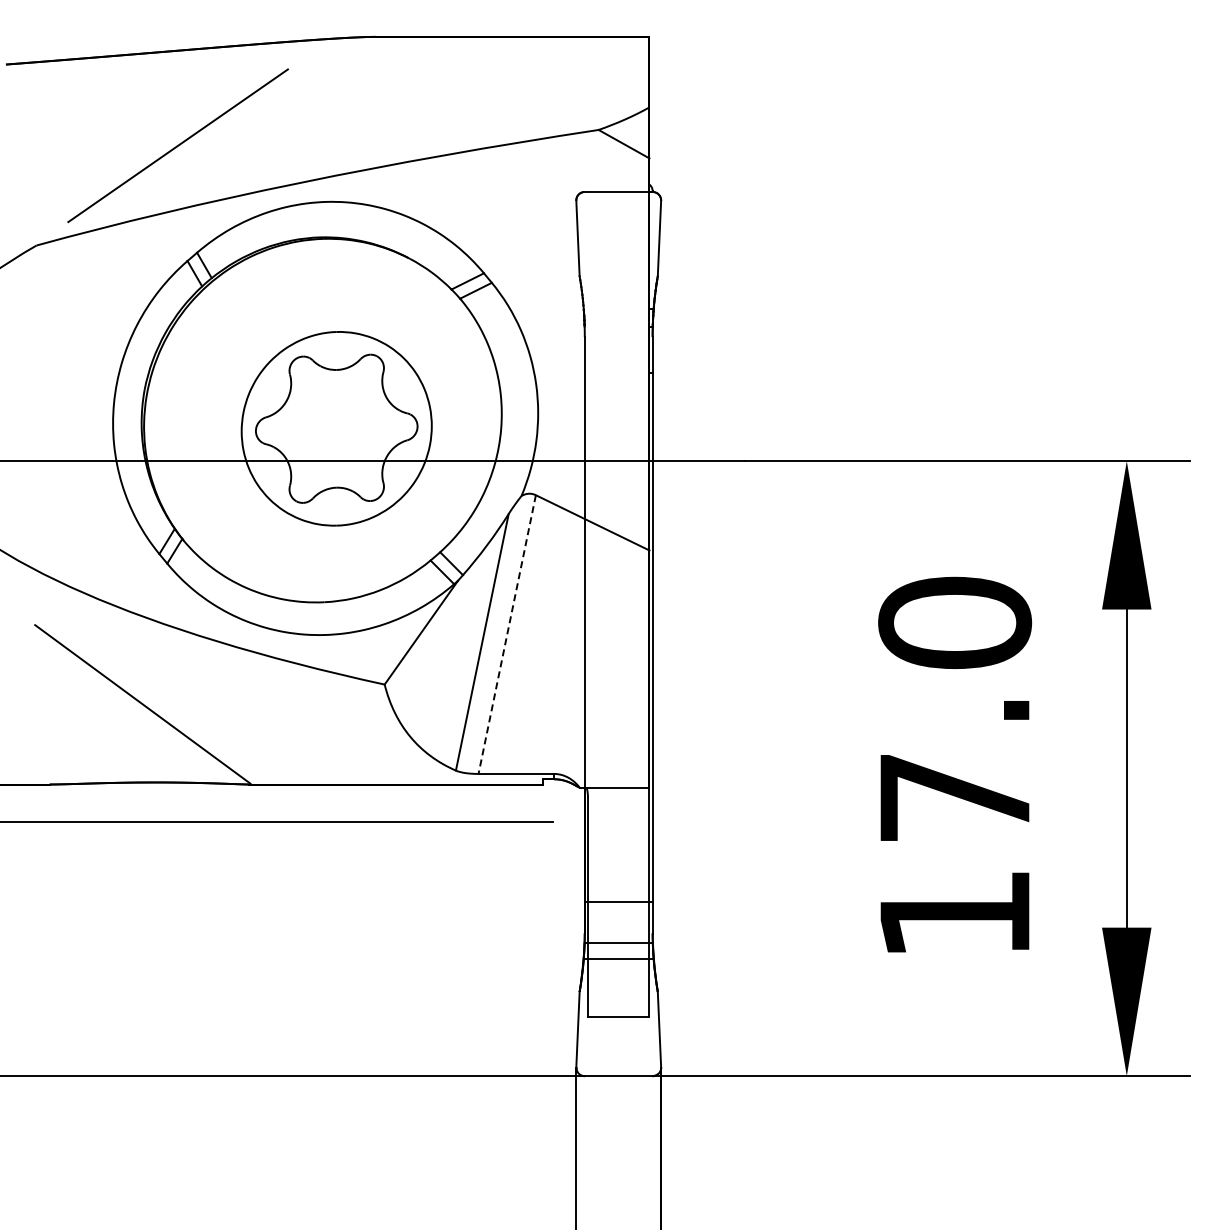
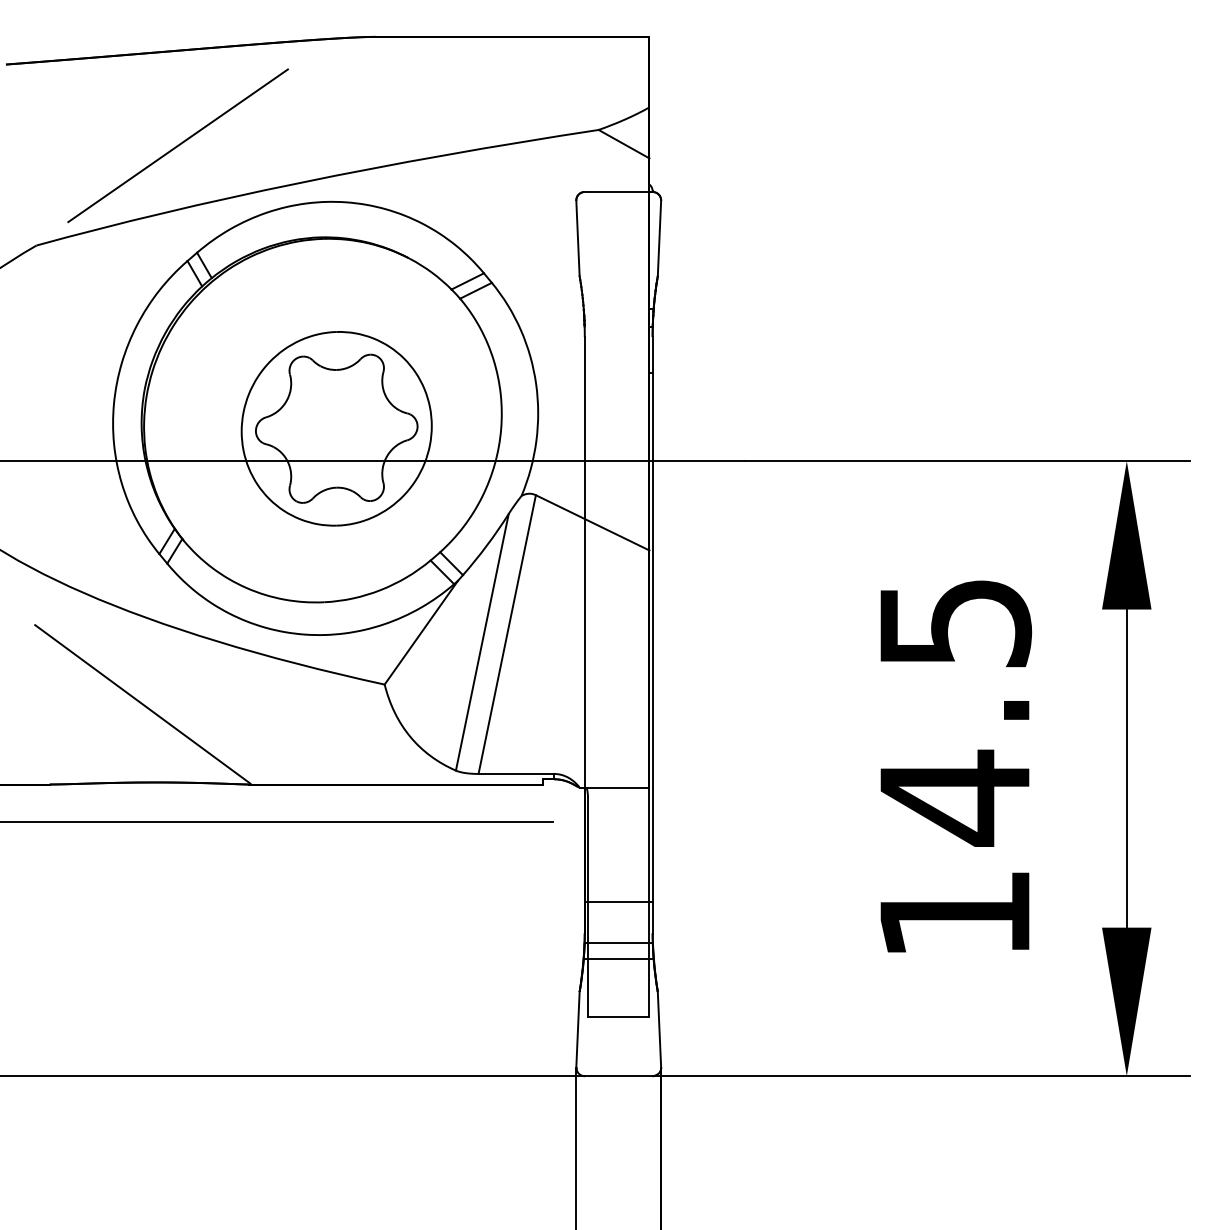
line: dashed -> solid (507, 635)
text: 17.0 -> 14.5 (955, 711)
